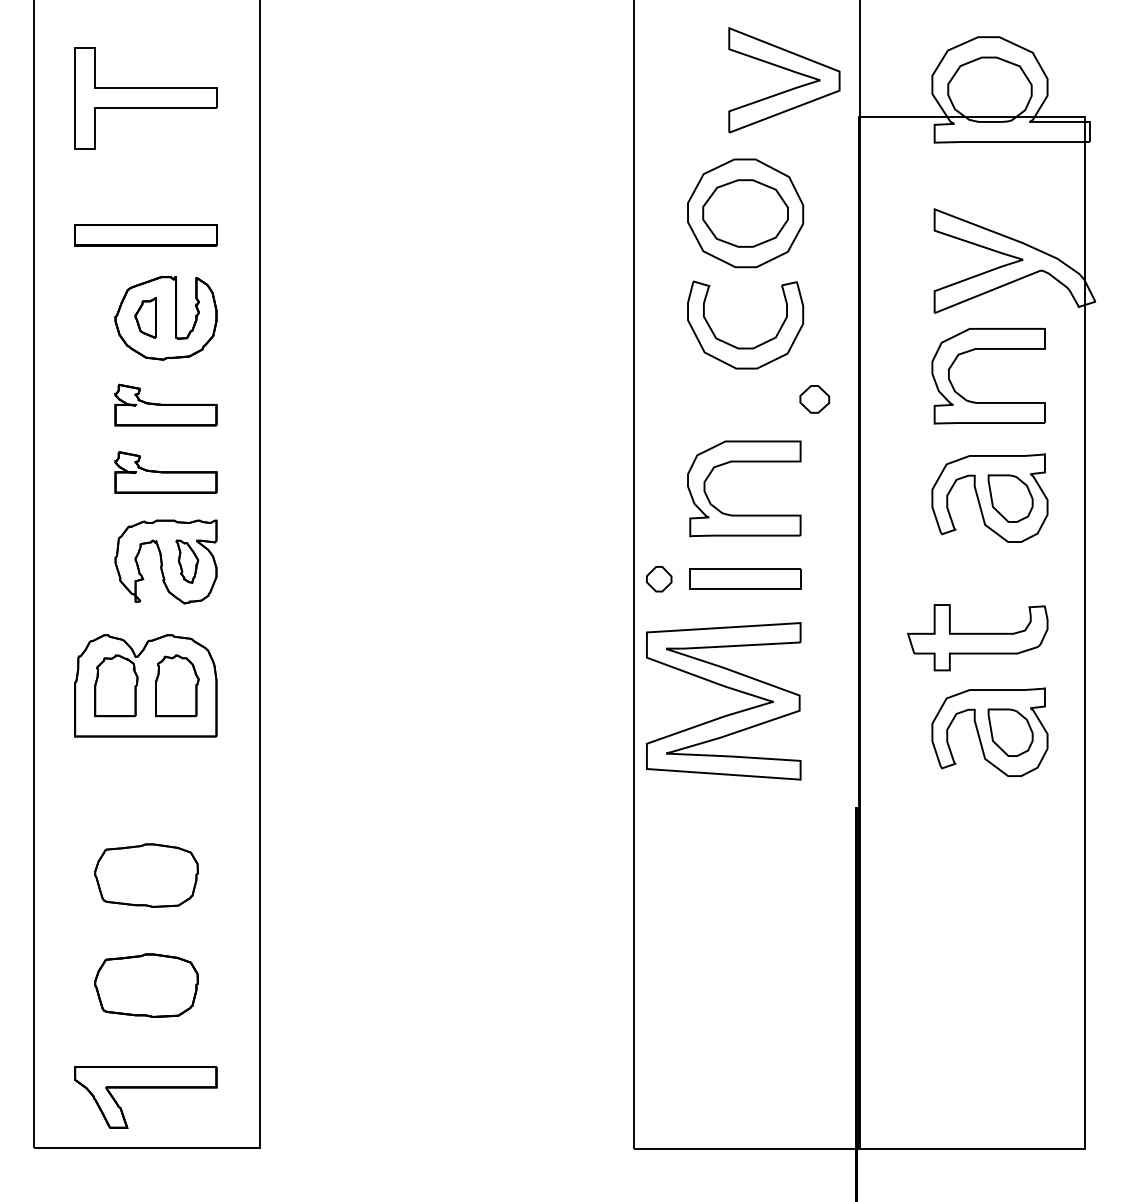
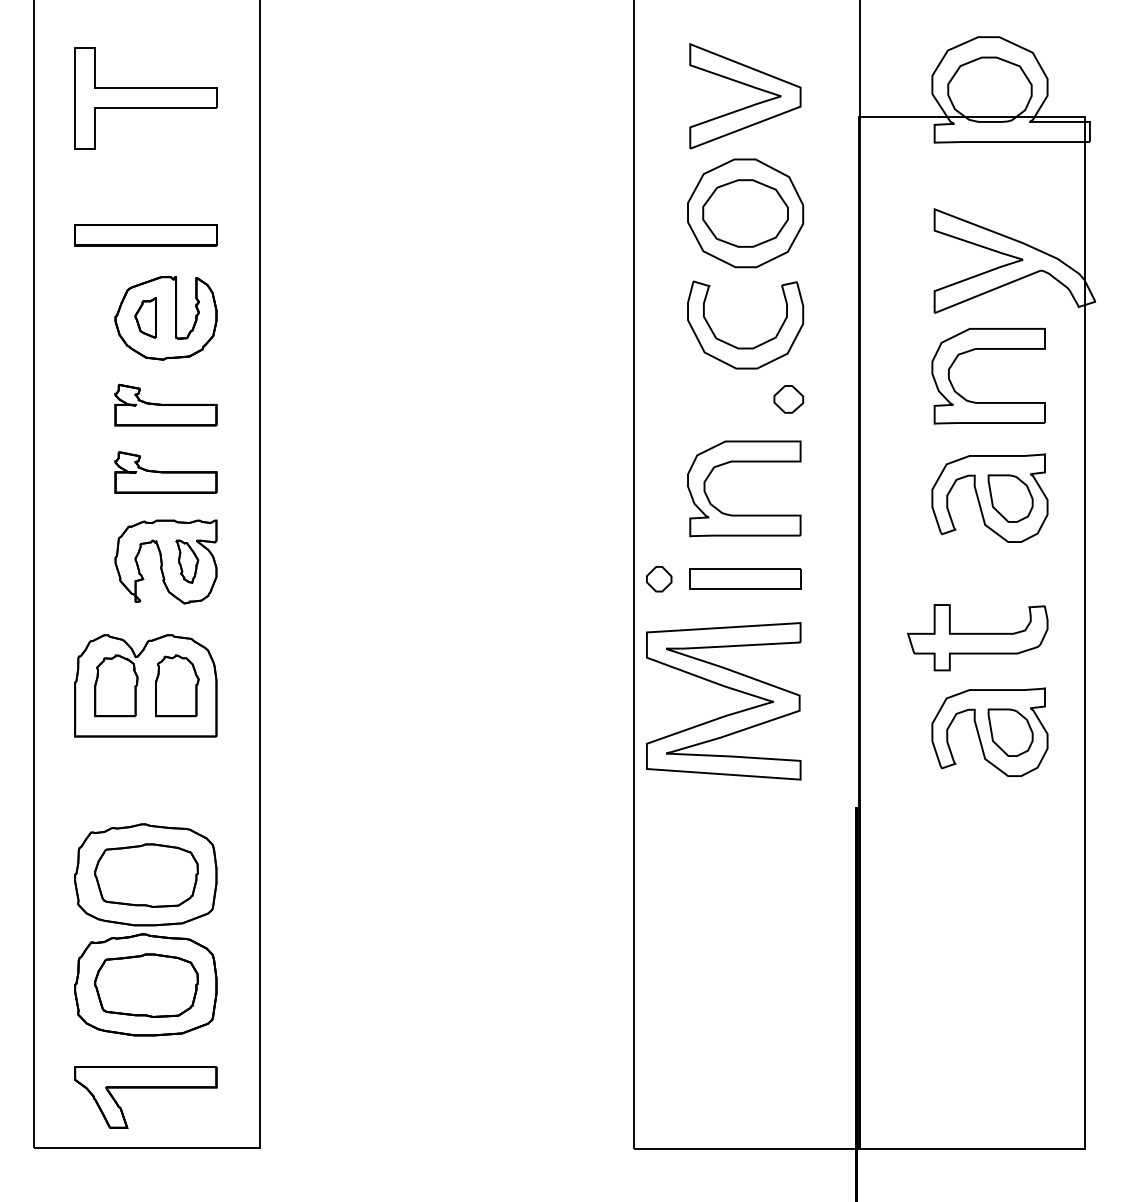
part position: (788, 89) -> (749, 105) (749, 105)
part position: (814, 399) -> (788, 399) (788, 399)
part: none -> present (145, 929)
